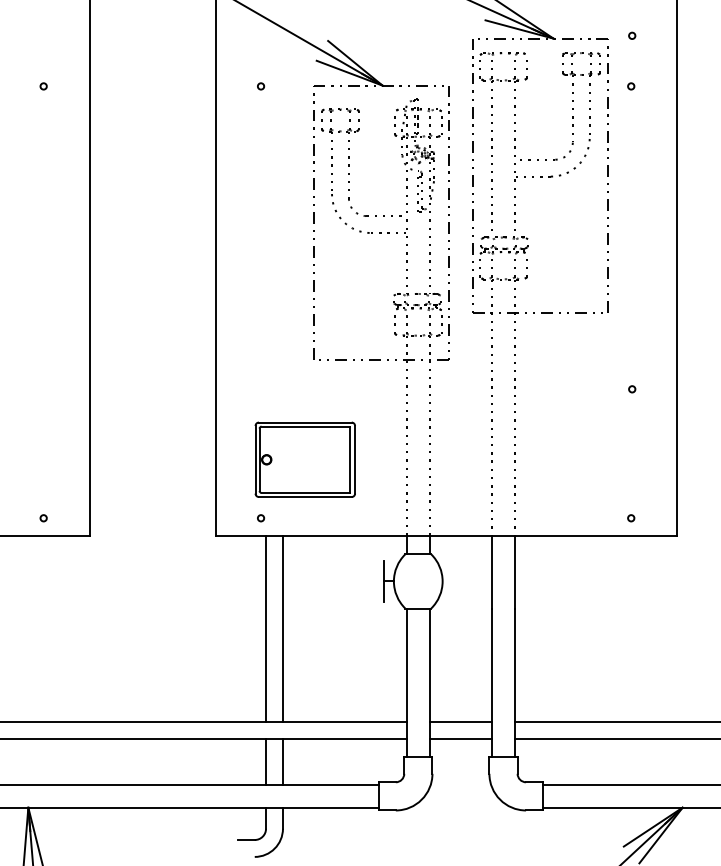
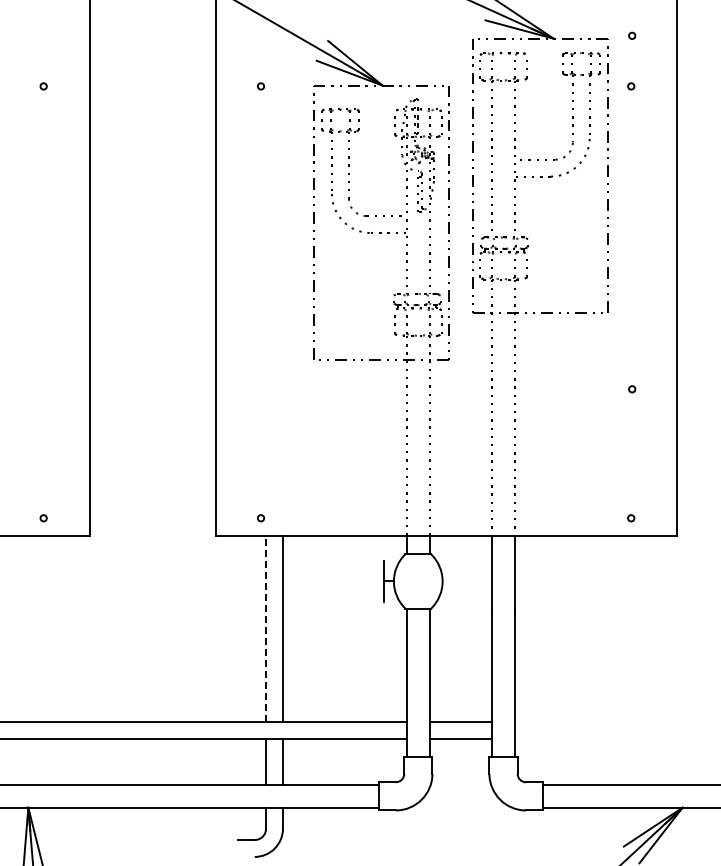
part: present -> none (304, 459)
line: solid -> dashed (266, 628)
line: present -> none (615, 721)
line: present -> none (615, 738)
